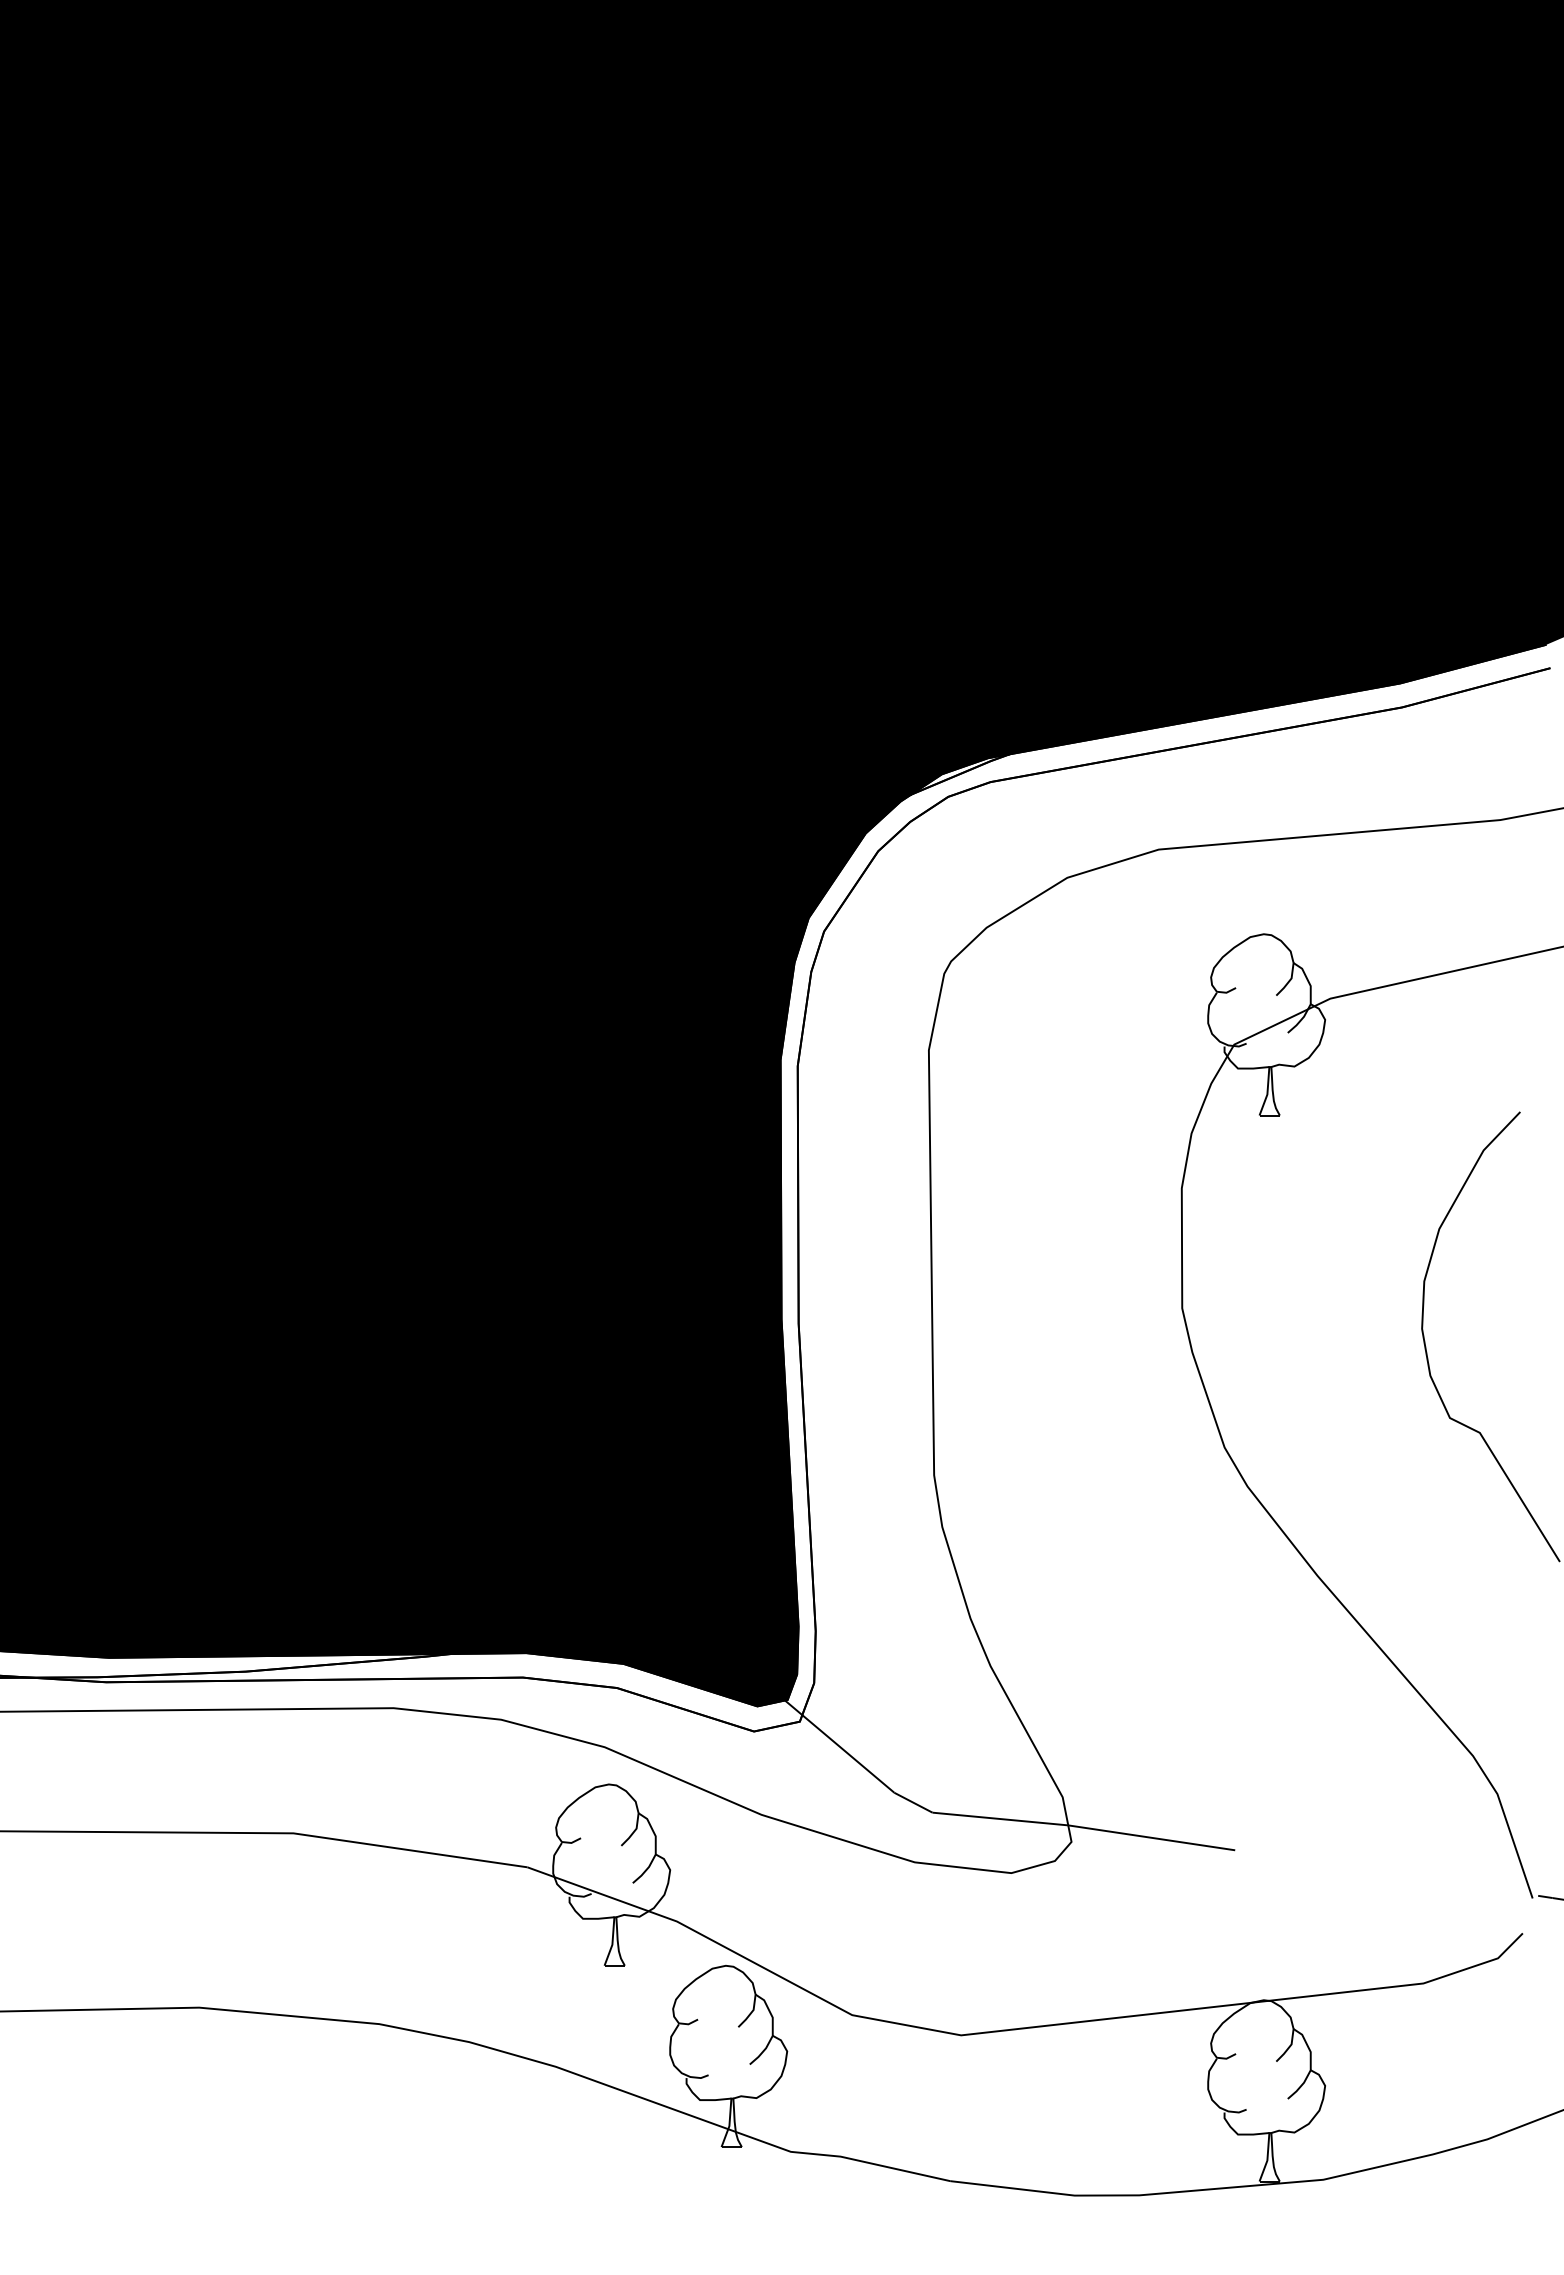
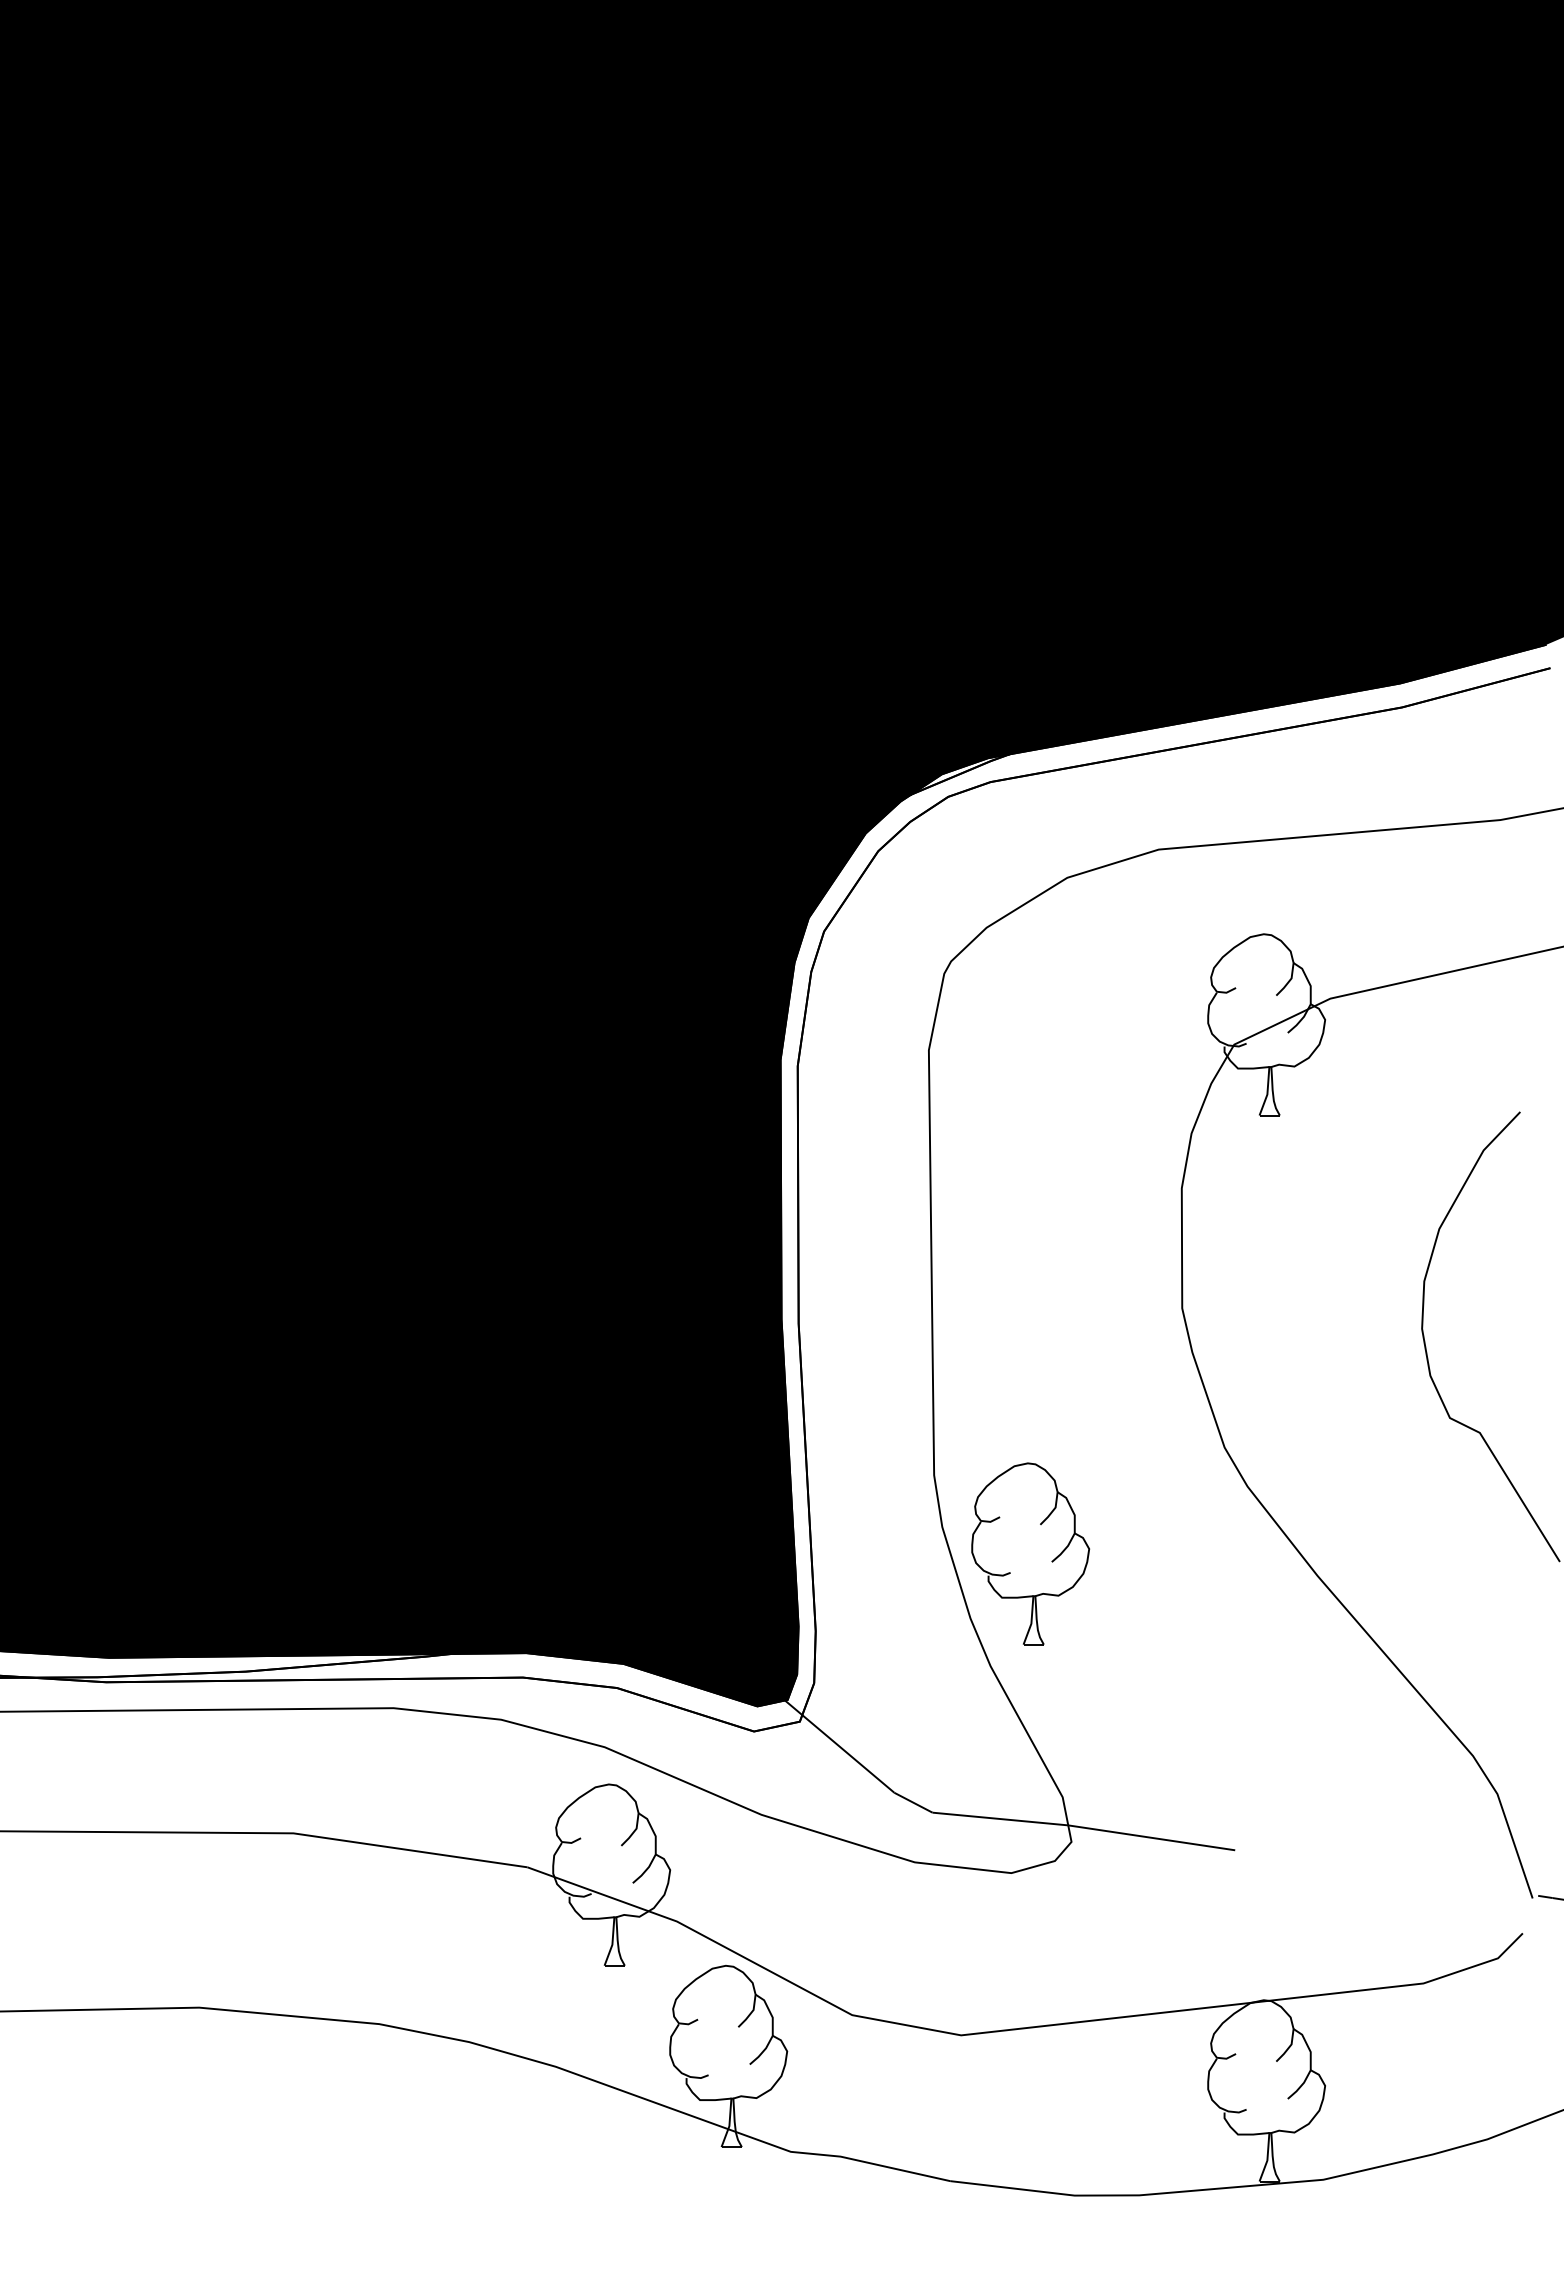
part: none -> present (1030, 1553)
